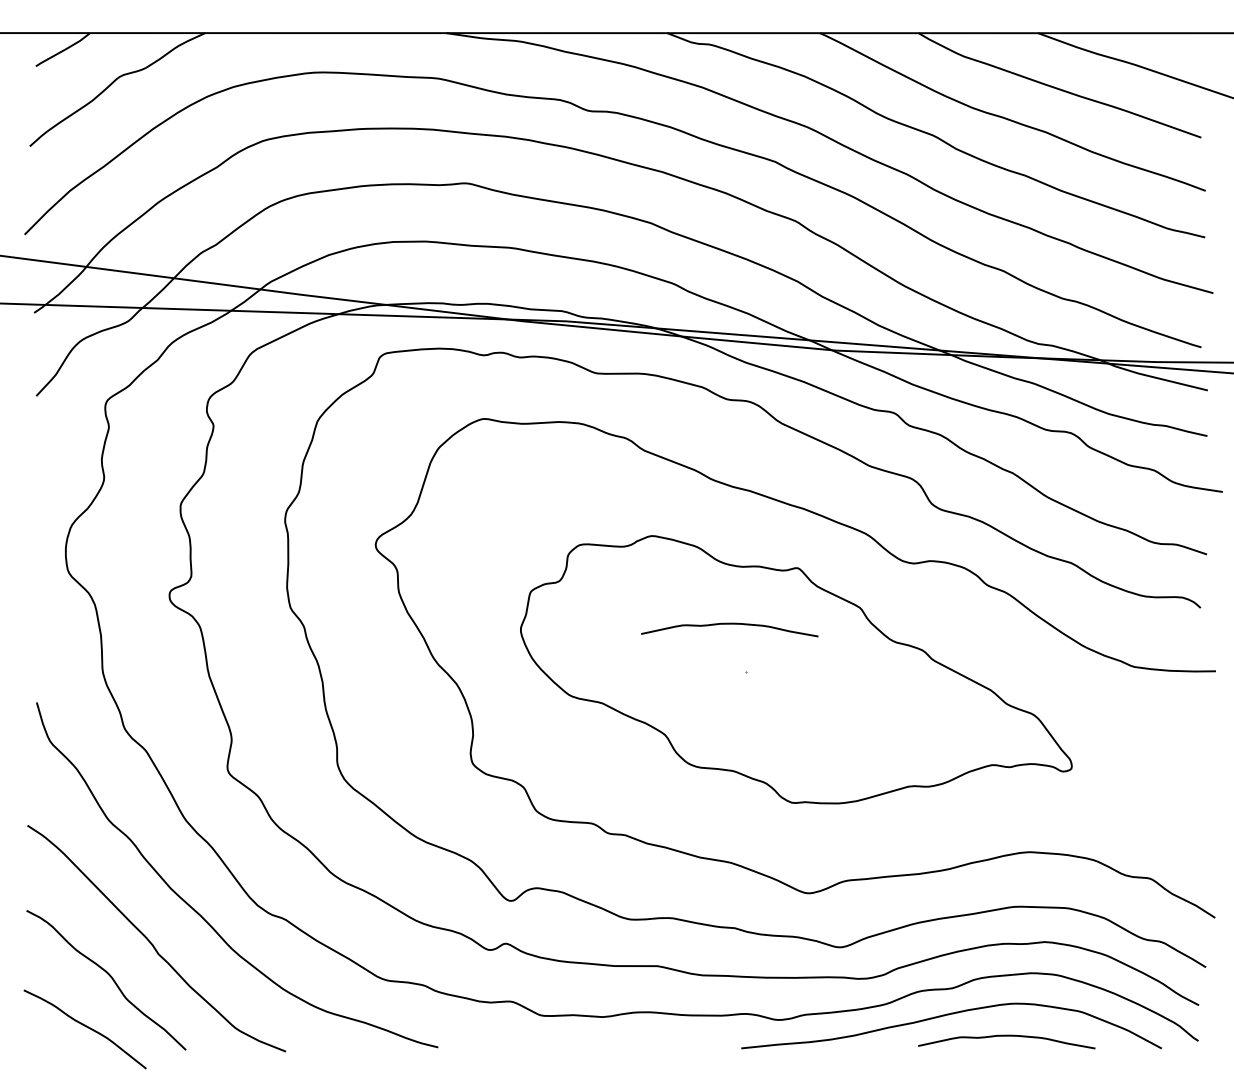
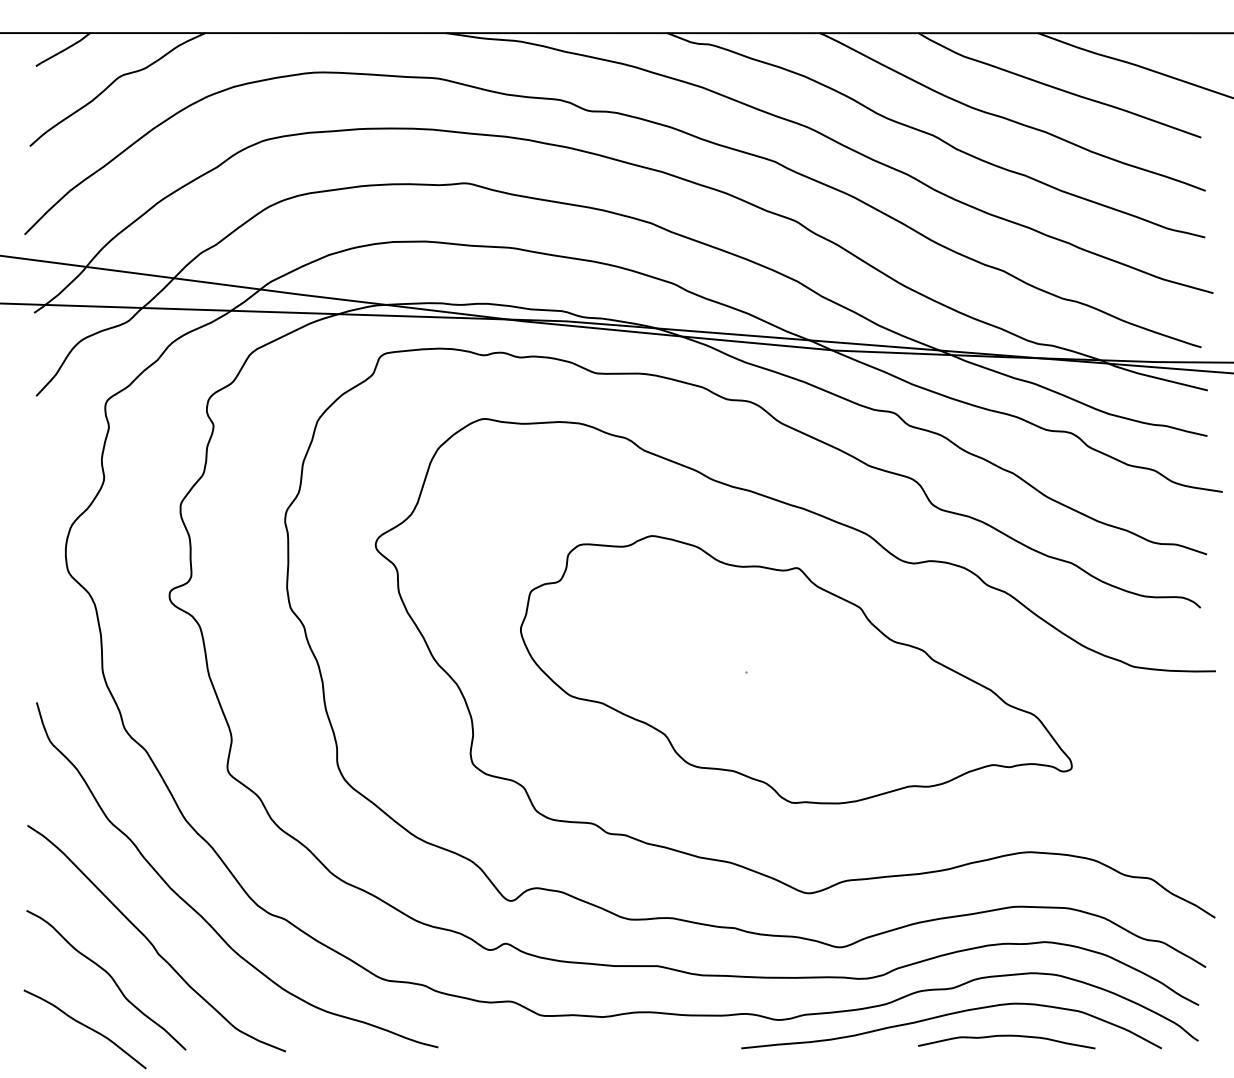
curve: present -> none (729, 624)
